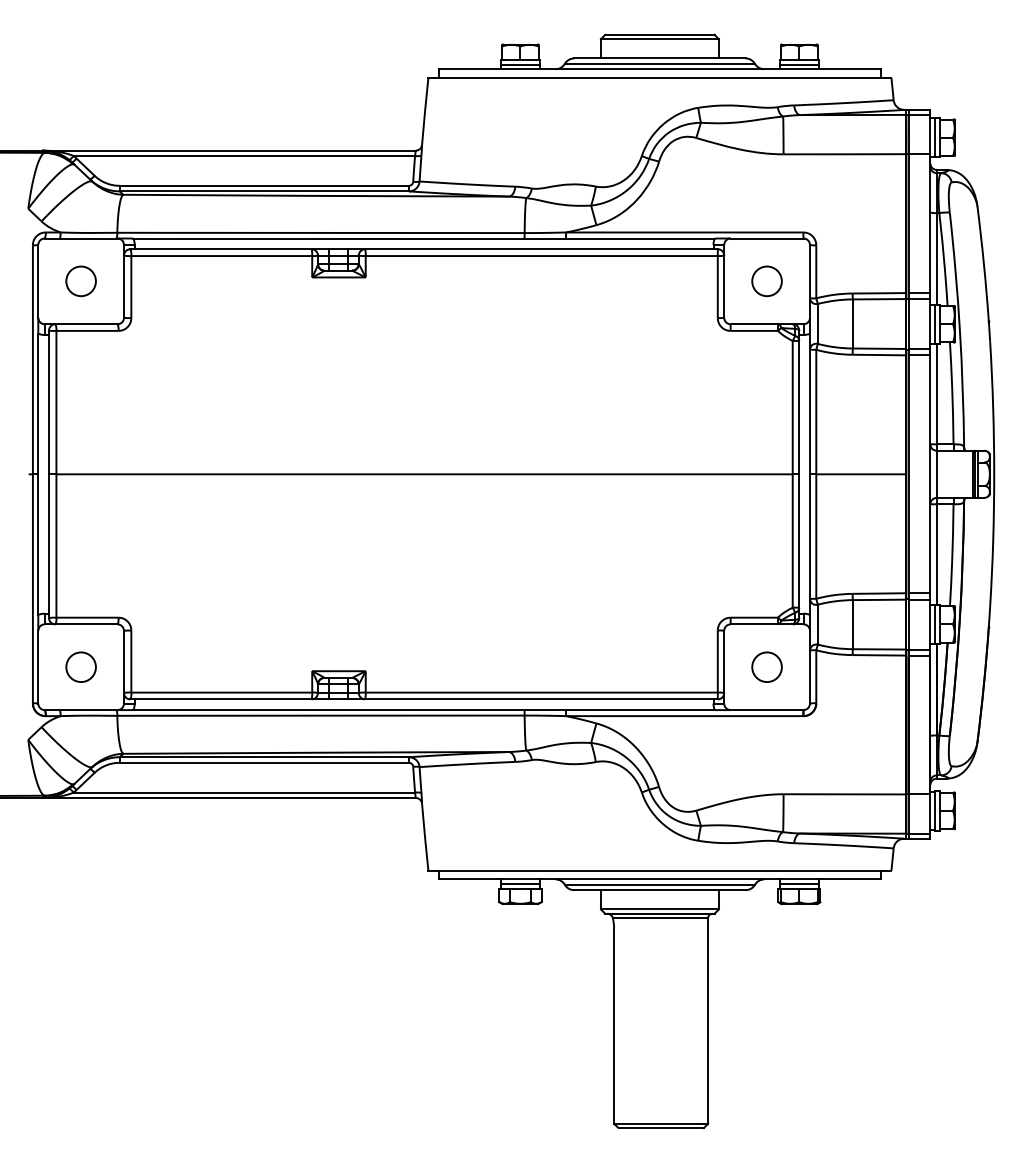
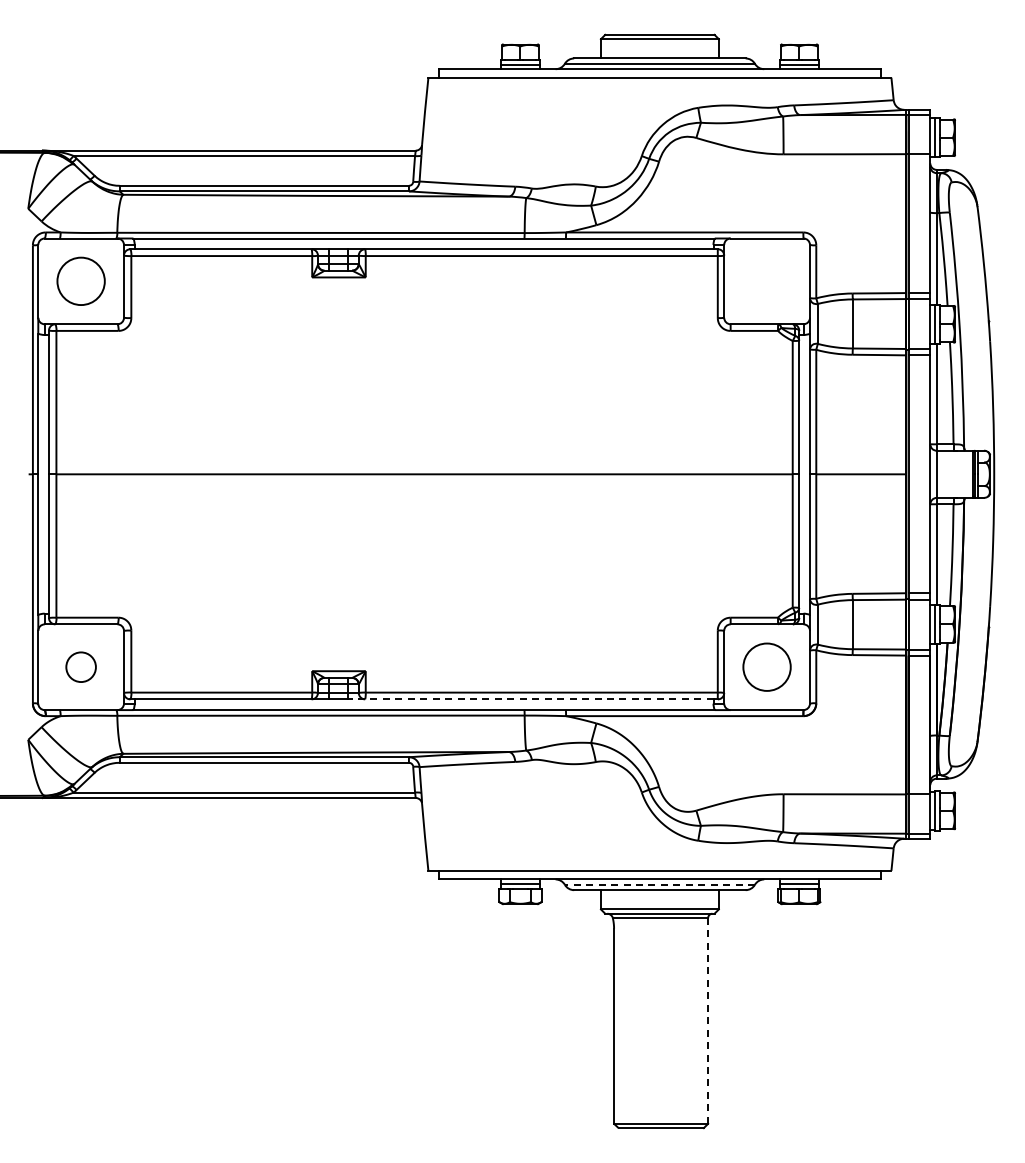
circle diameter: 30 px -> 47 px (80, 281)
circle: present -> none (766, 281)
circle diameter: 30 px -> 47 px (766, 666)
line: solid -> dashed (530, 699)
line: solid -> dashed (659, 884)
line: solid -> dashed (708, 1020)
